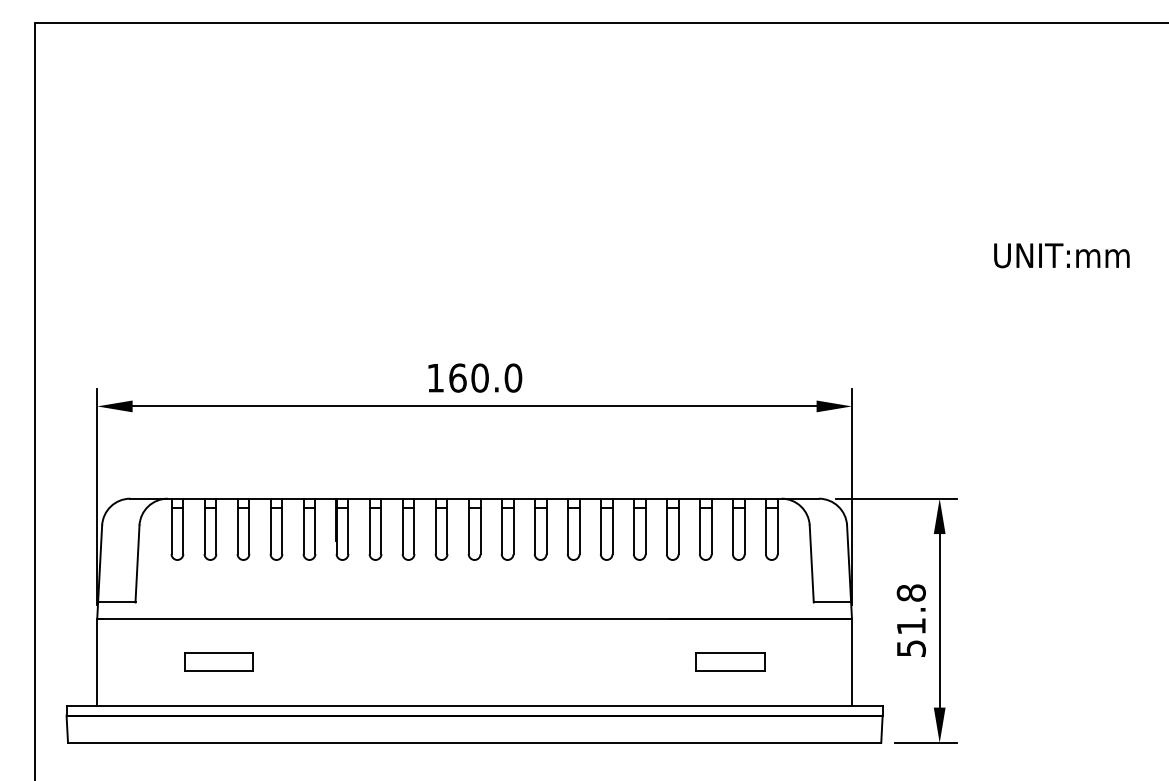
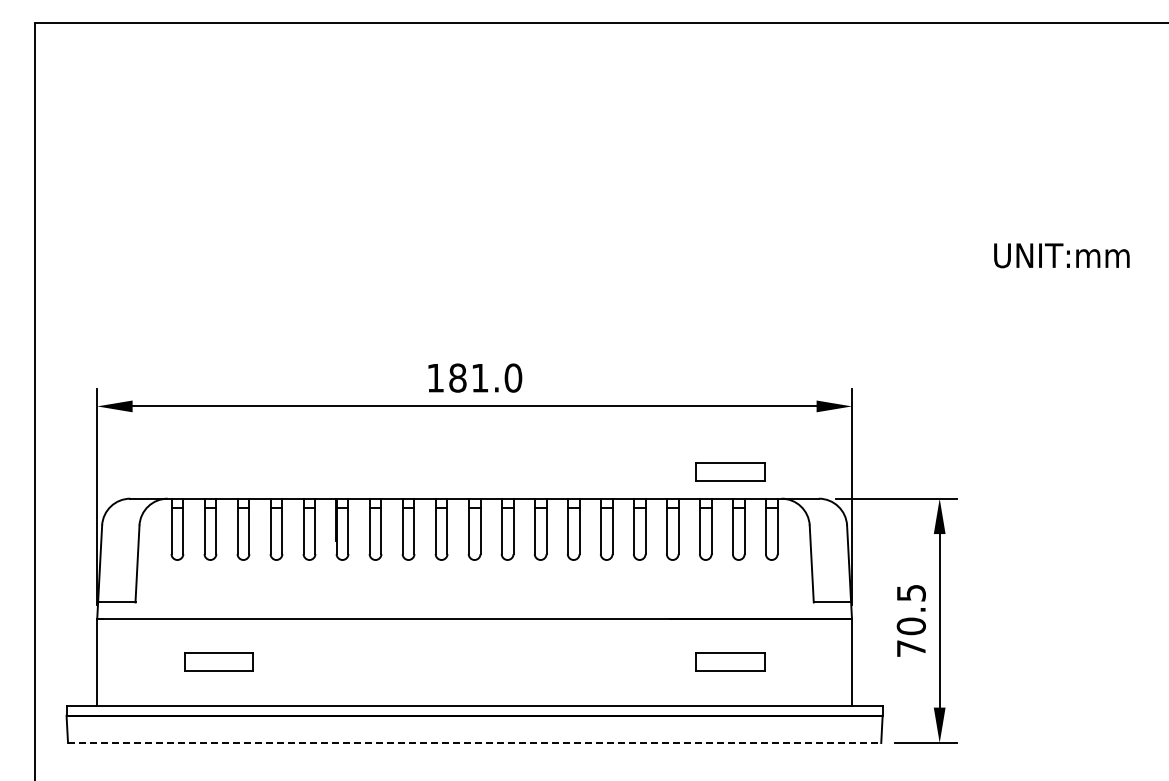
text: 160.0 -> 181.0 (468, 377)
part: none -> present (730, 471)
text: 51.8 -> 70.5 (910, 620)
line: solid -> dashed (474, 742)
